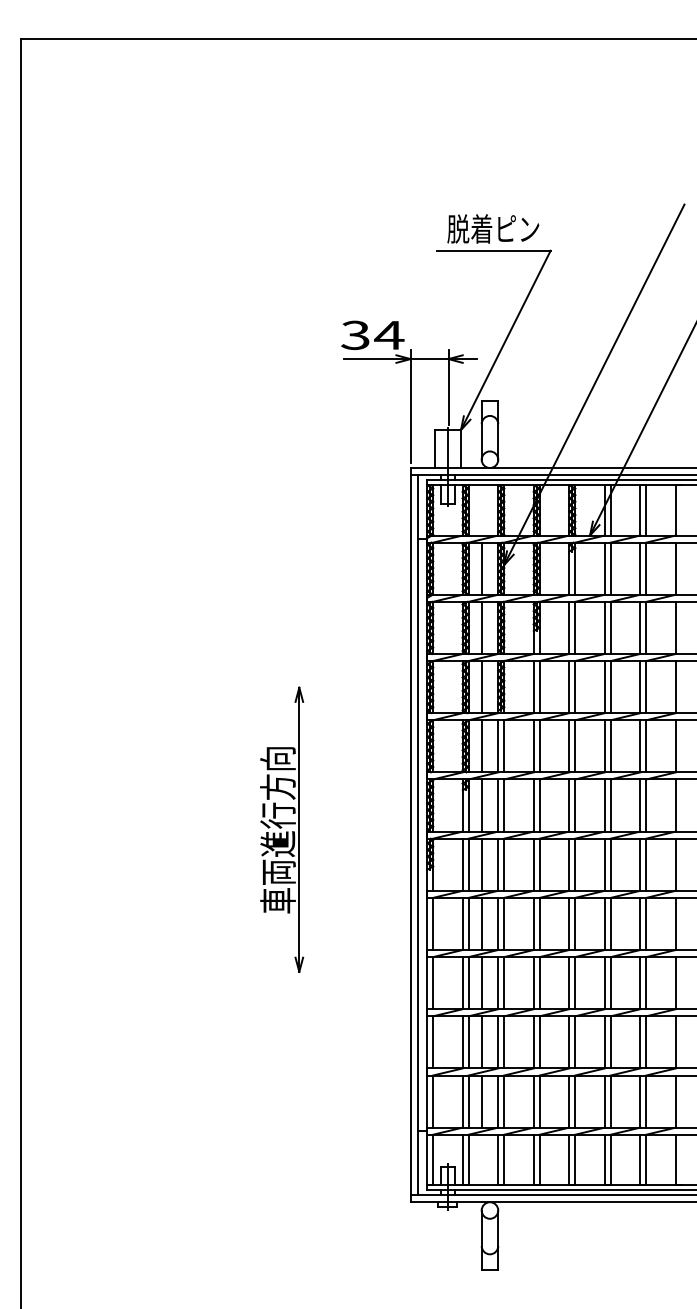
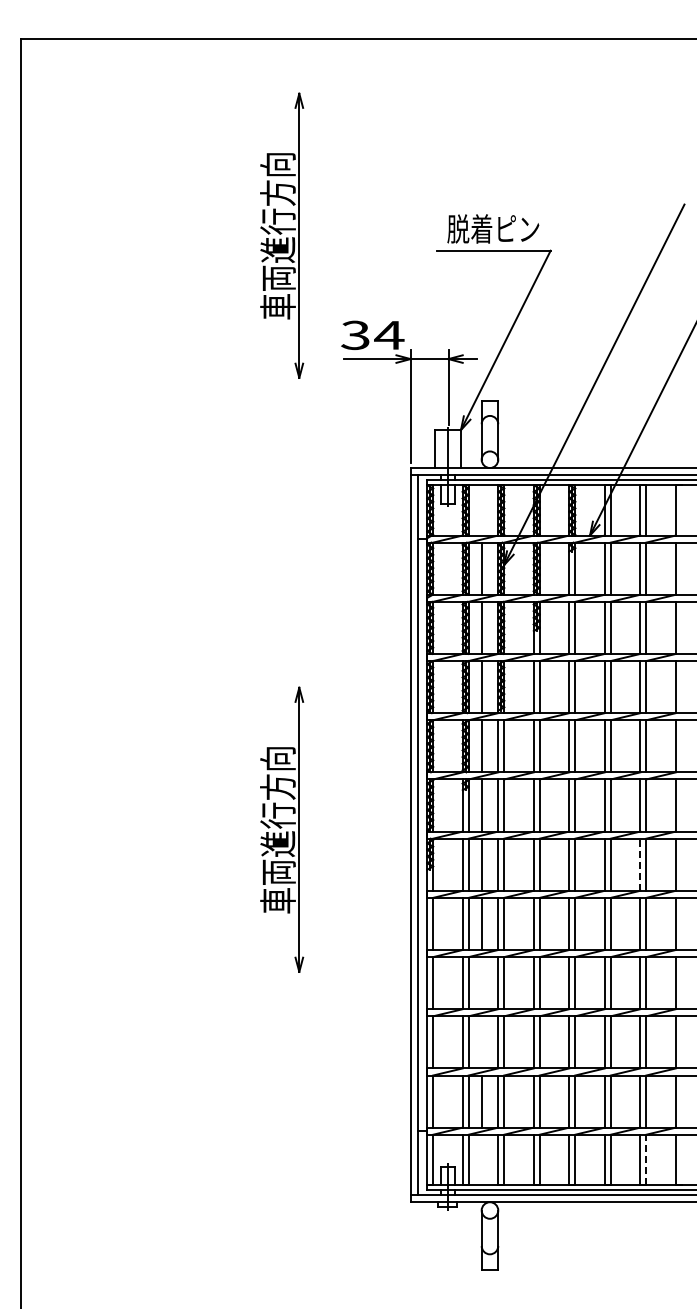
part: none -> present (282, 235)
line: solid -> dashed (640, 864)
line: present -> none (481, 983)
line: present -> none (481, 1042)
line: solid -> dashed (646, 1159)
